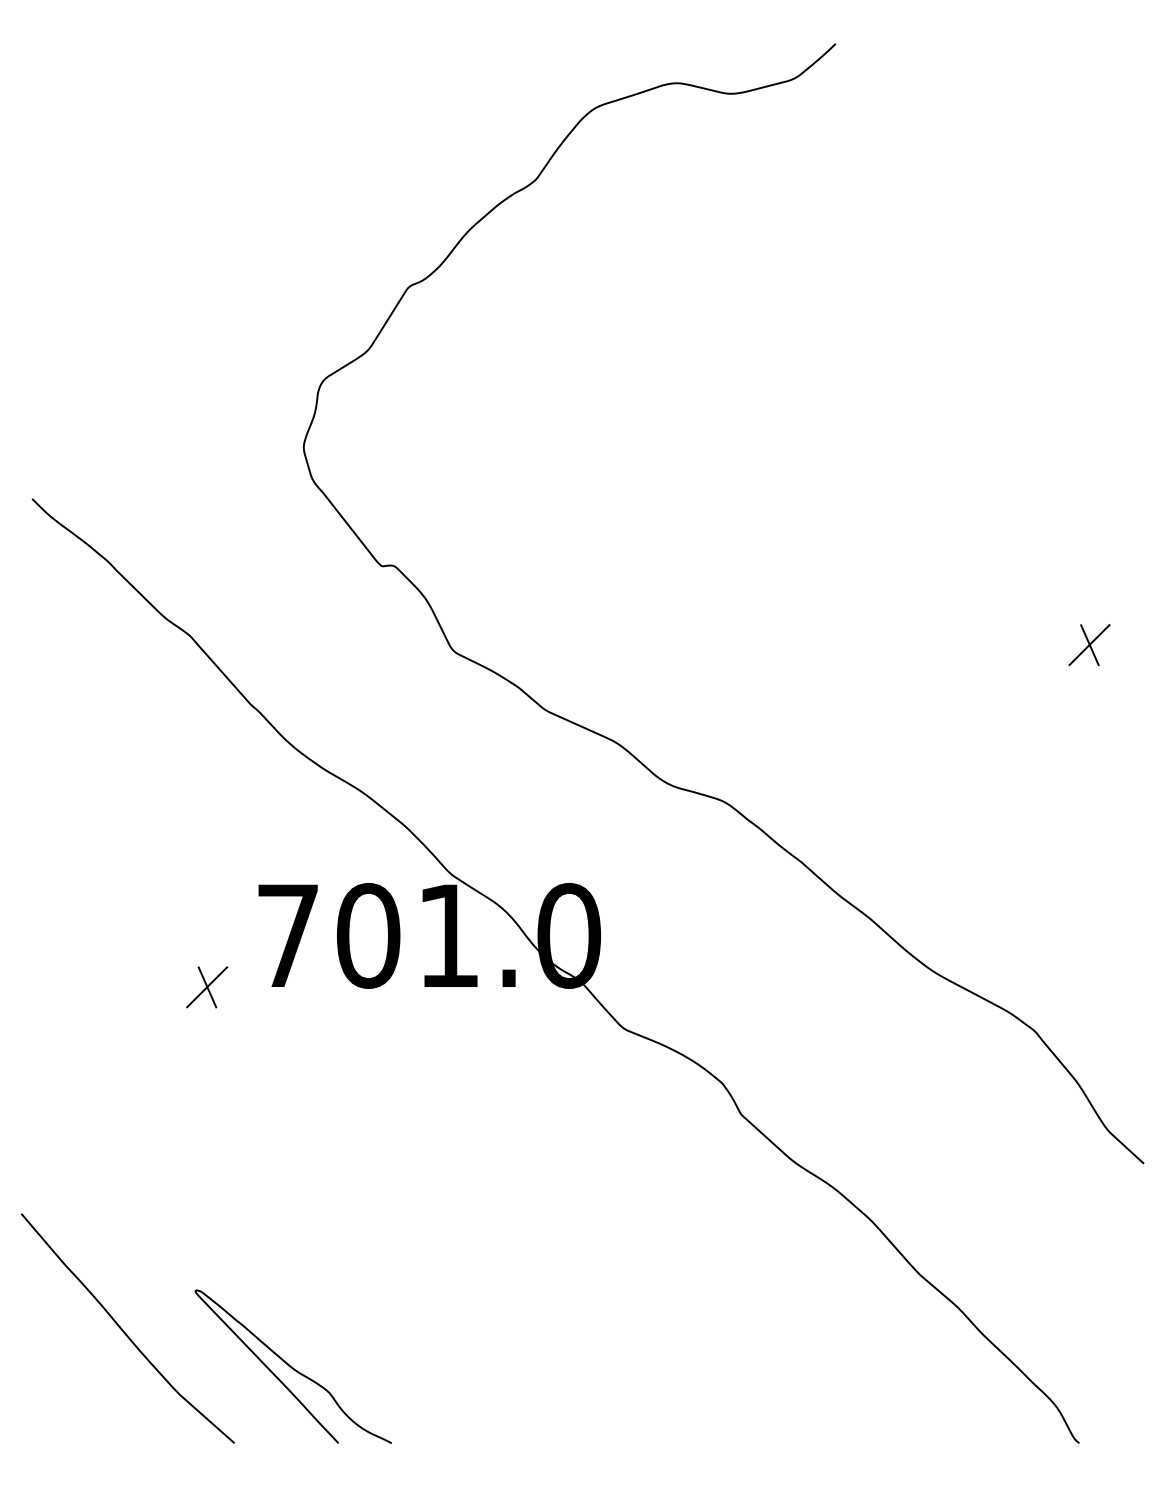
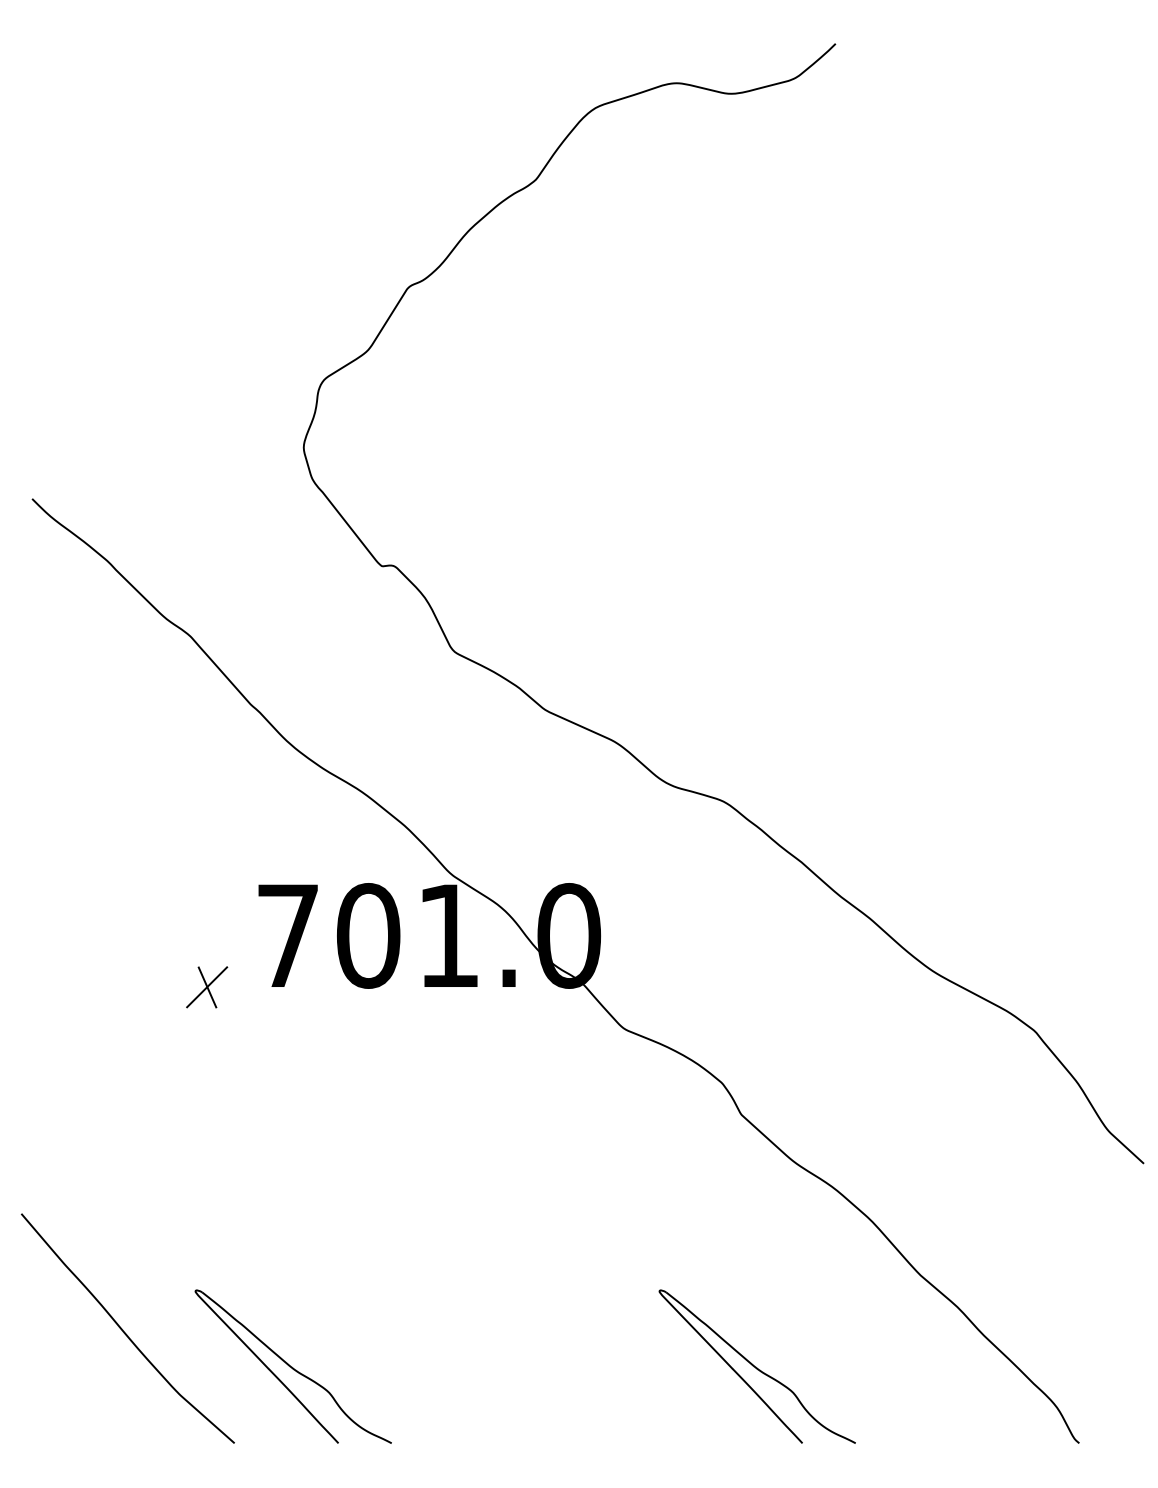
part: present -> none (1089, 645)
part: none -> present (756, 1366)
